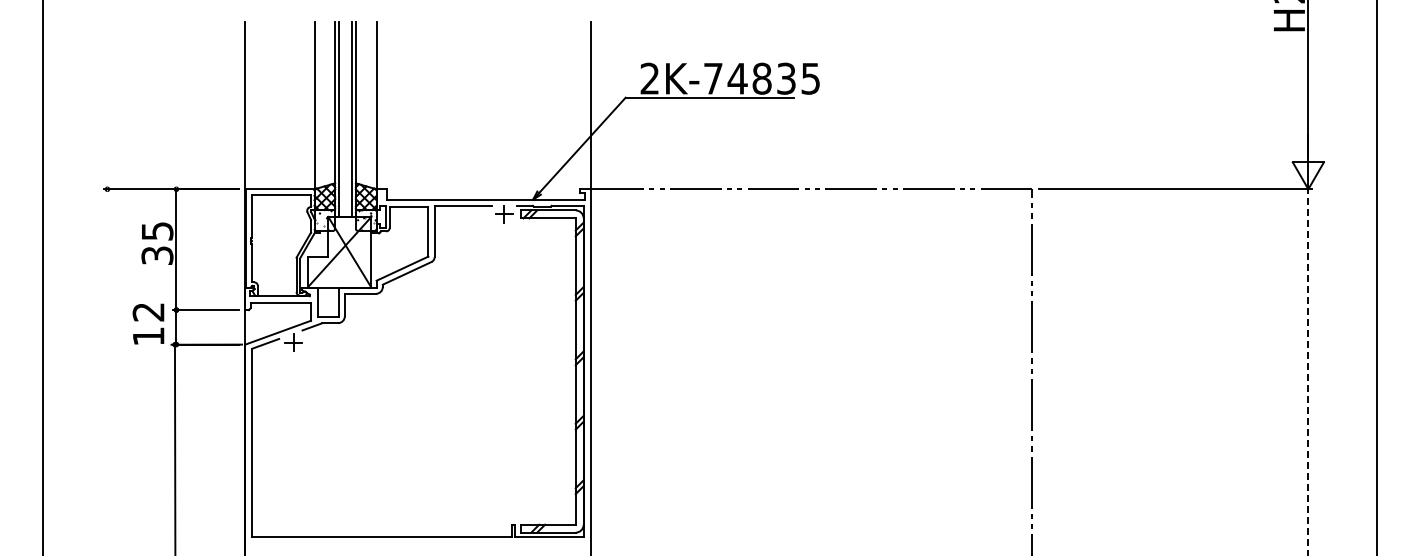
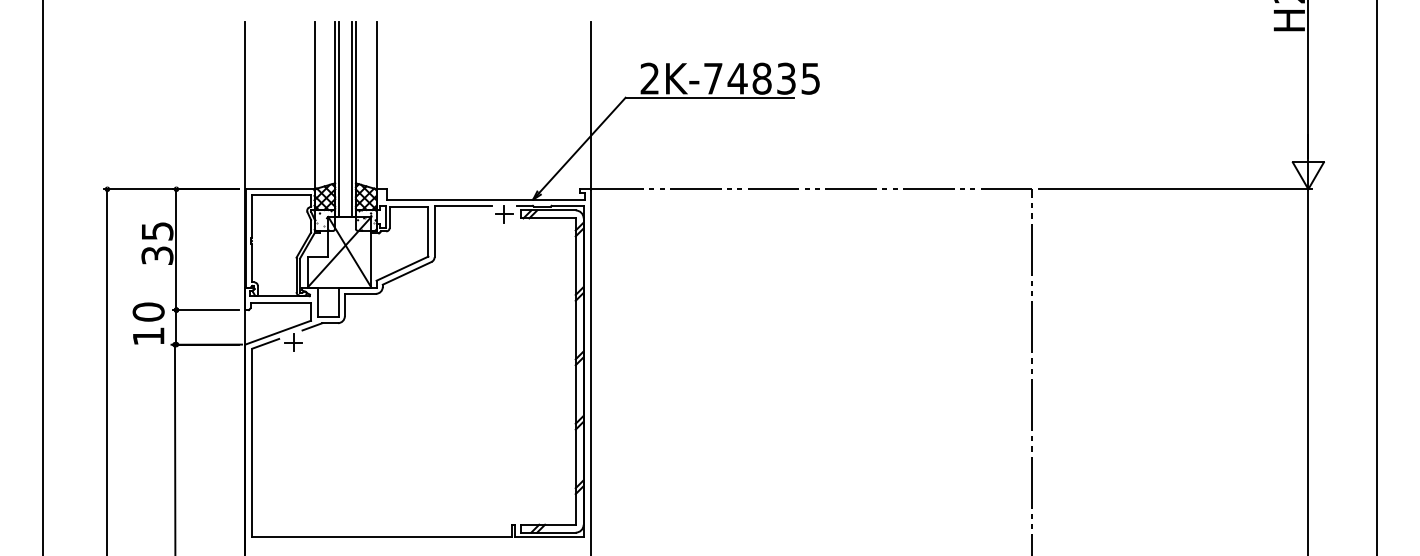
text: 12 -> 10 (148, 311)
line: none -> present (107, 370)
line: dashed -> solid (1308, 372)
